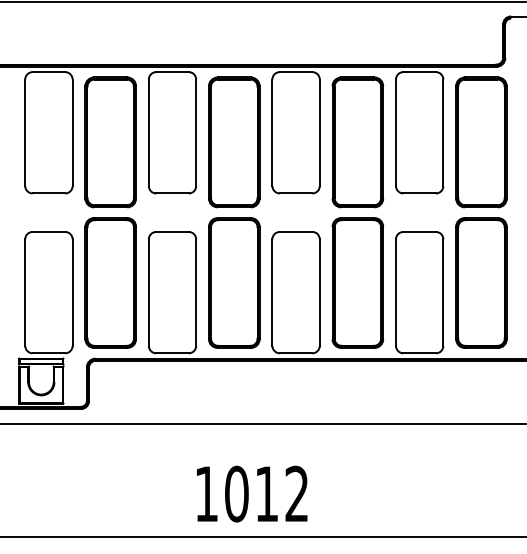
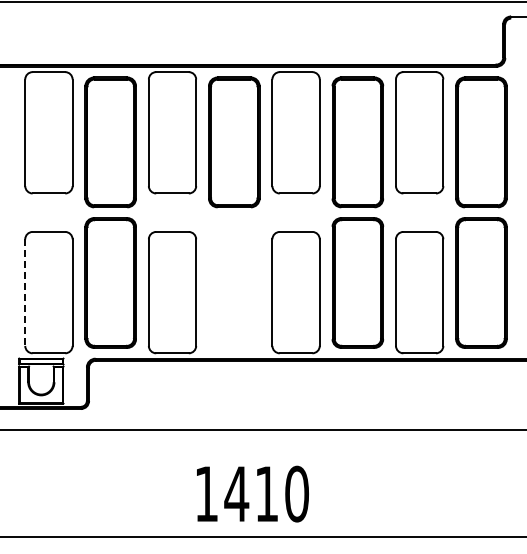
part: present -> none (234, 282)
line: solid -> dashed (25, 293)
line position: (262, 423) -> (262, 429) (262, 429)
text: 1012 -> 1410 (266, 493)
